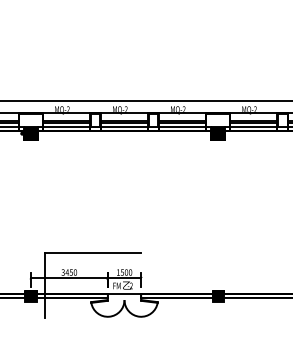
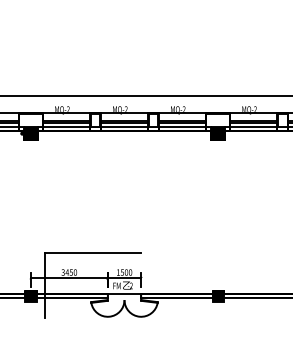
line position: (145, 100) -> (145, 95) (145, 95)
